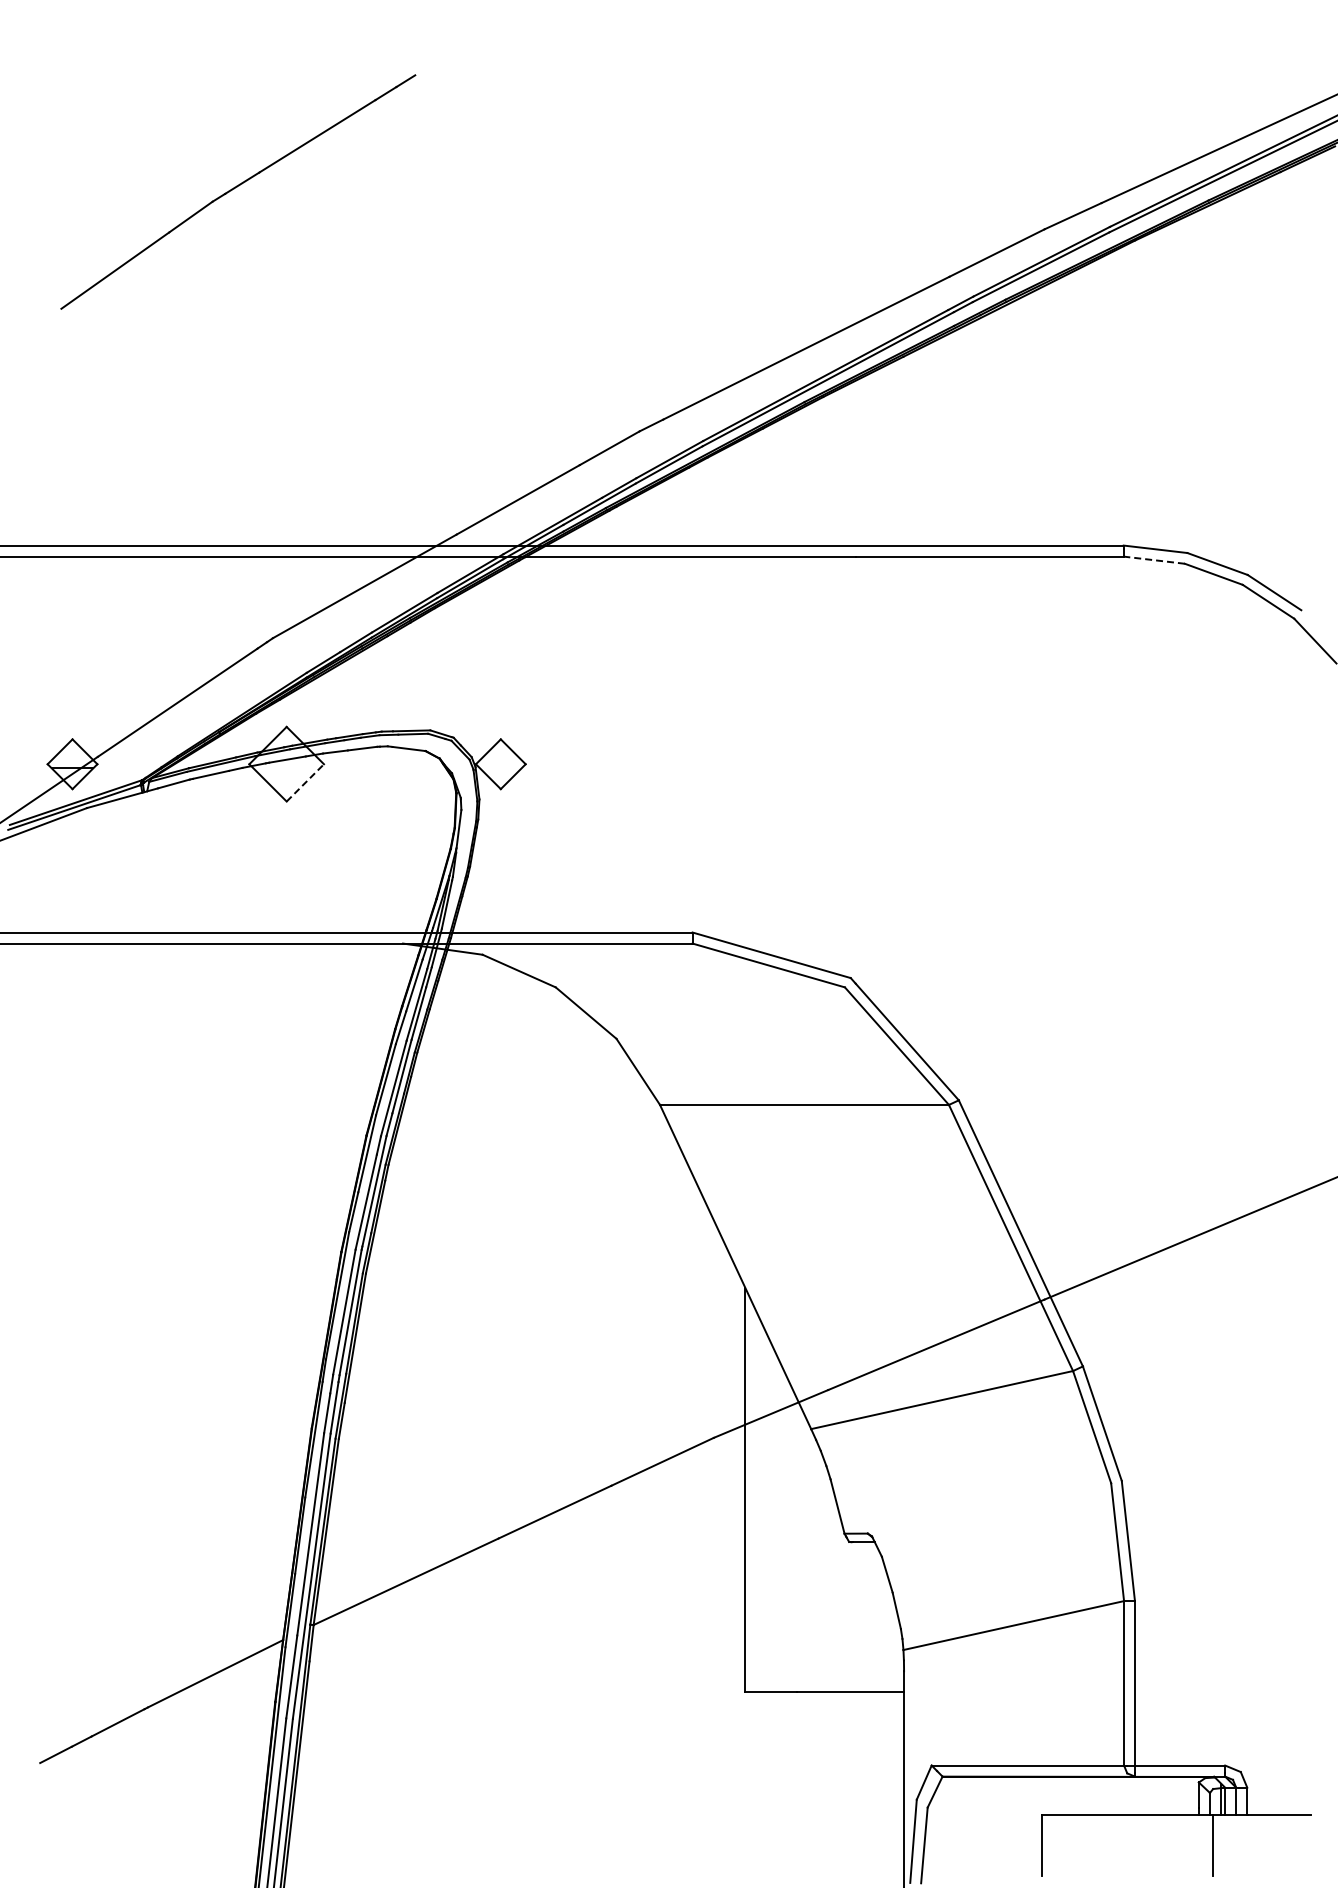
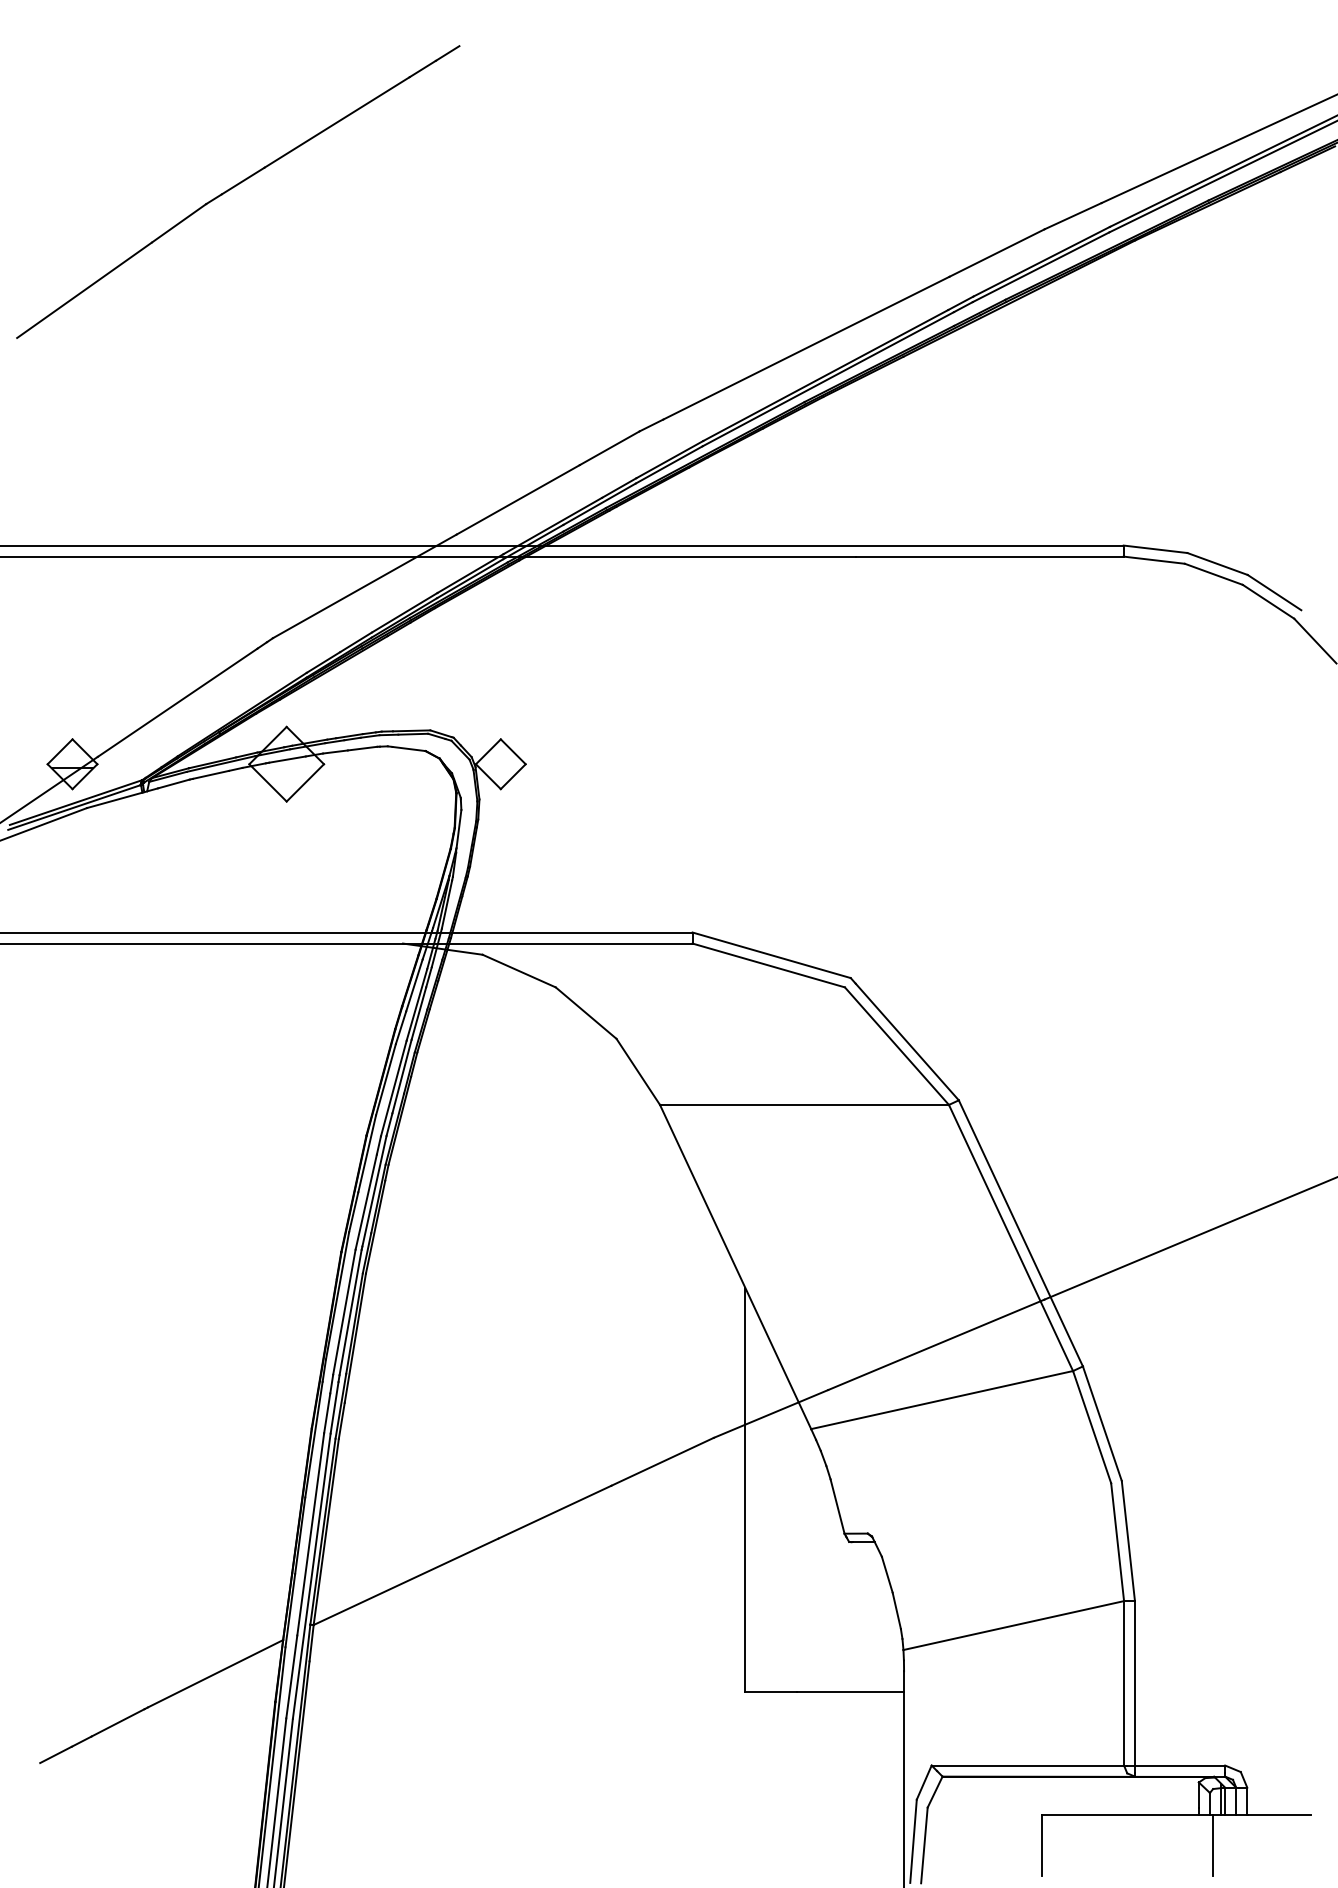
part size: 357x236 px -> 445x294 px (238, 191)
line: dashed -> solid (1154, 560)
line: dashed -> solid (305, 782)
